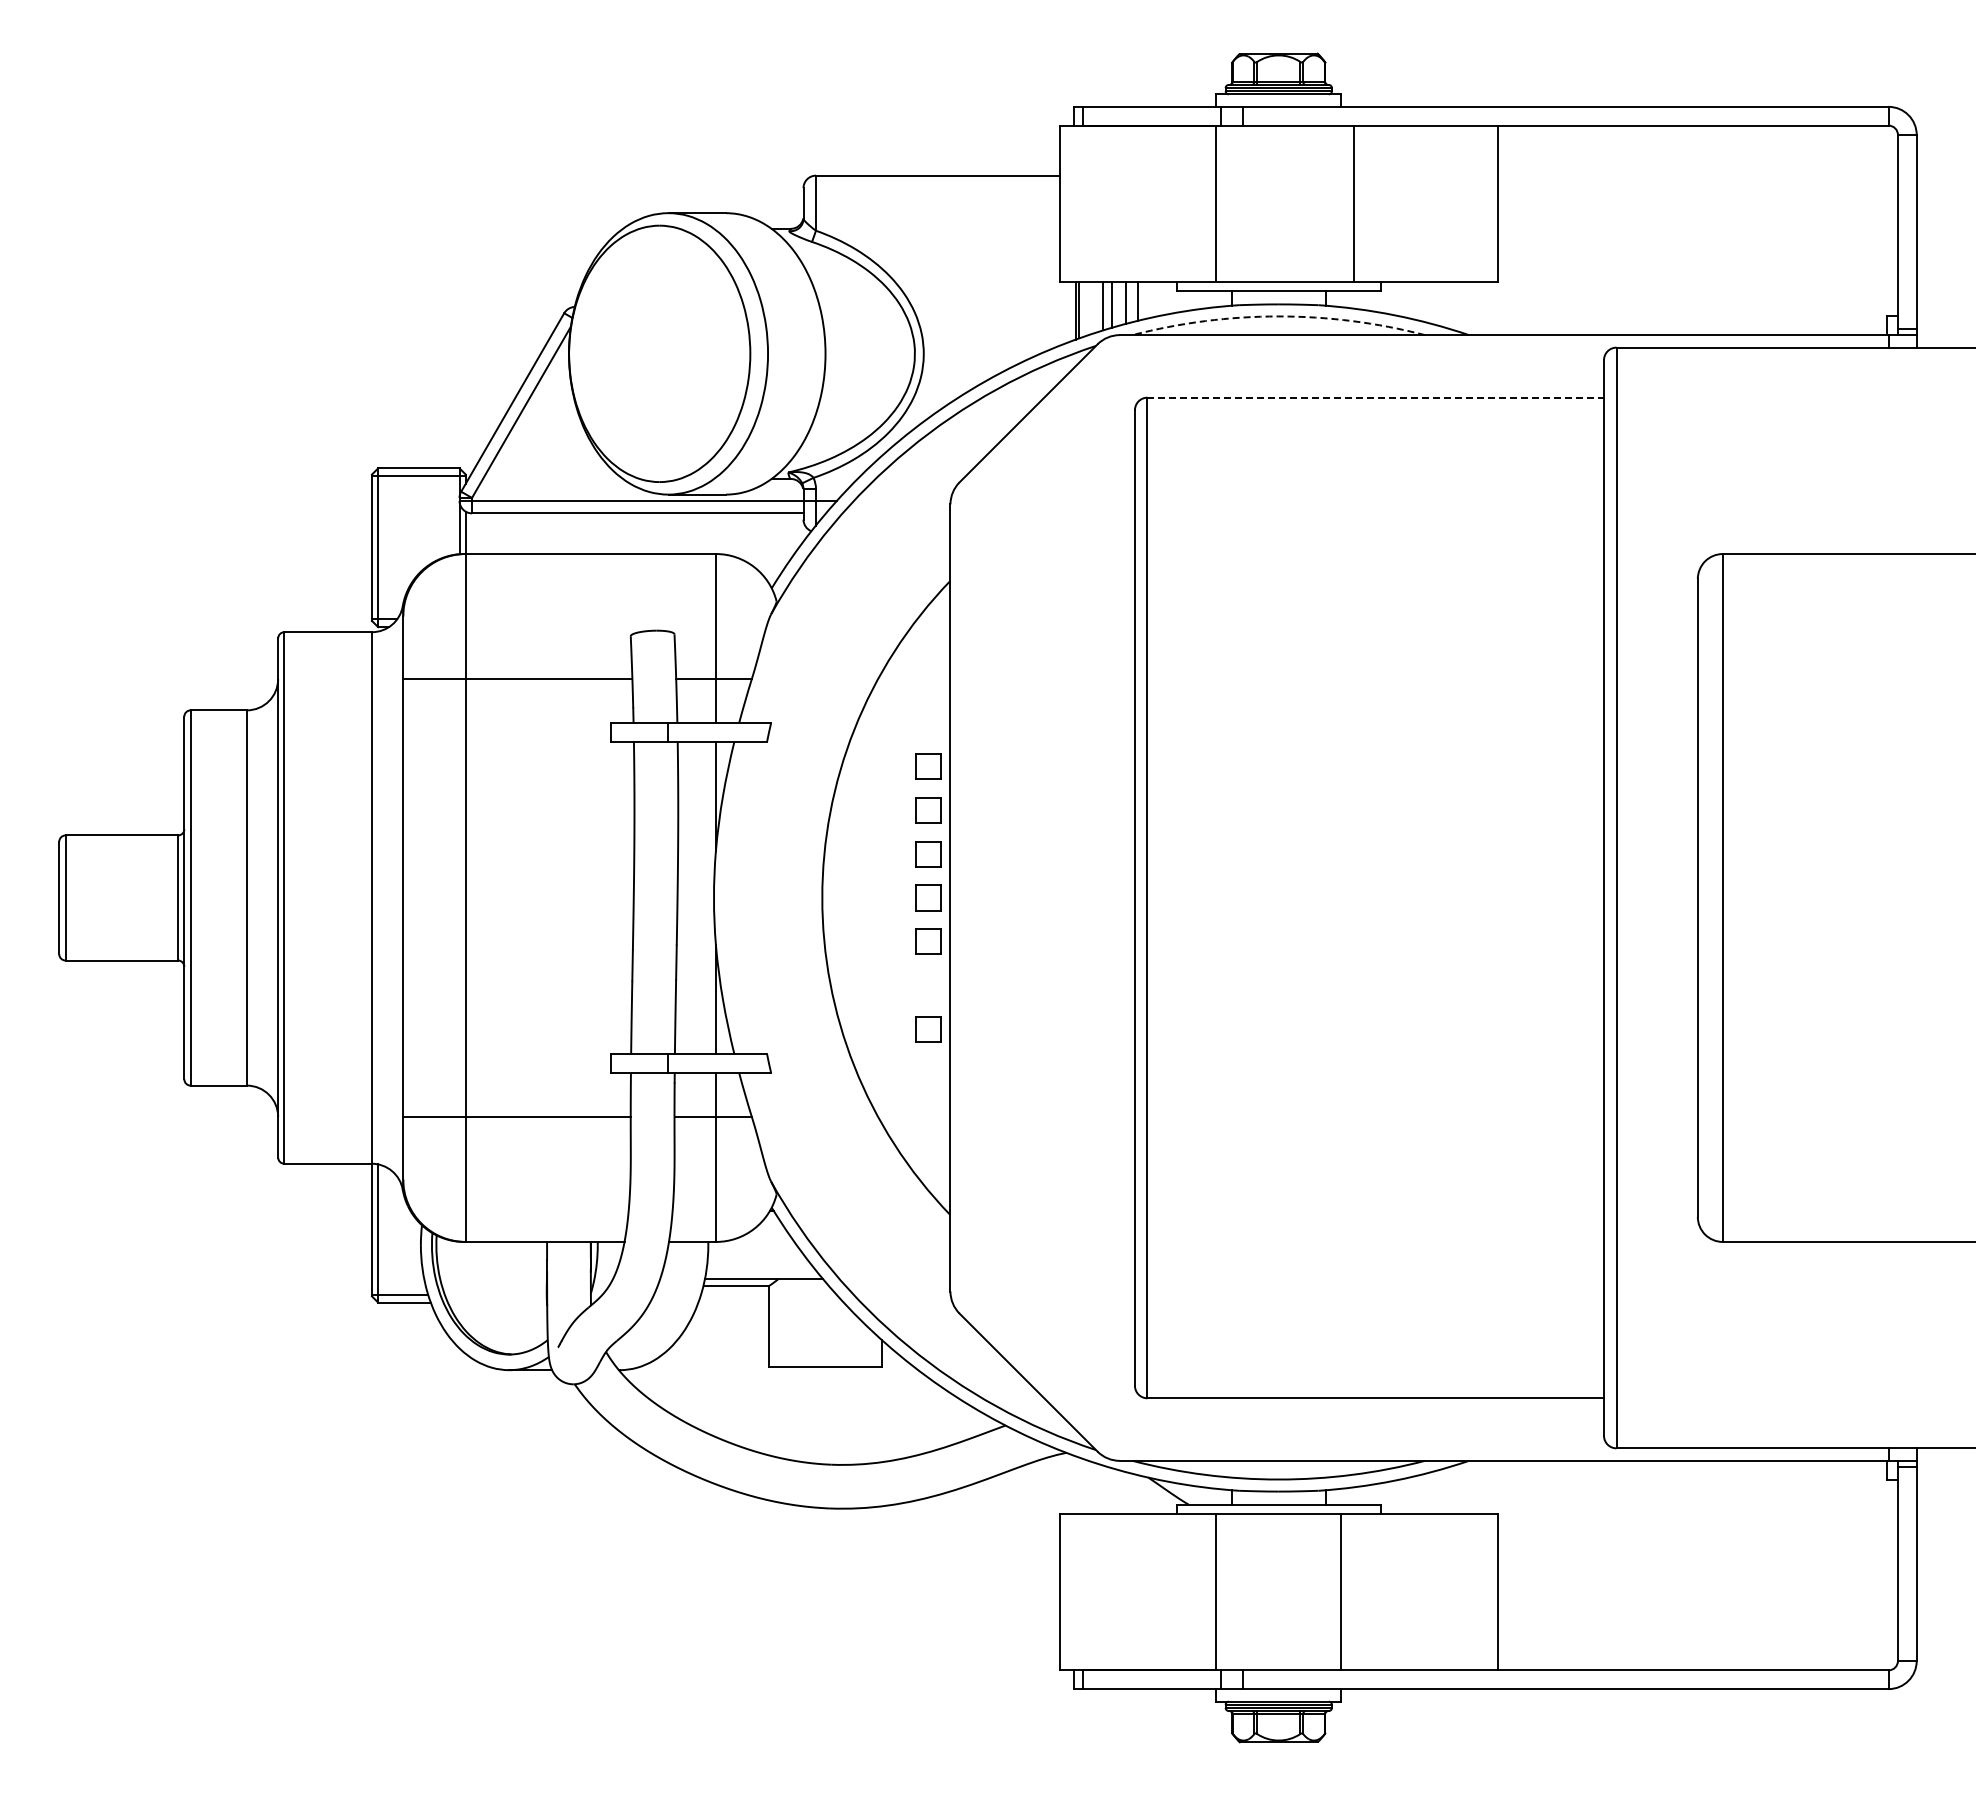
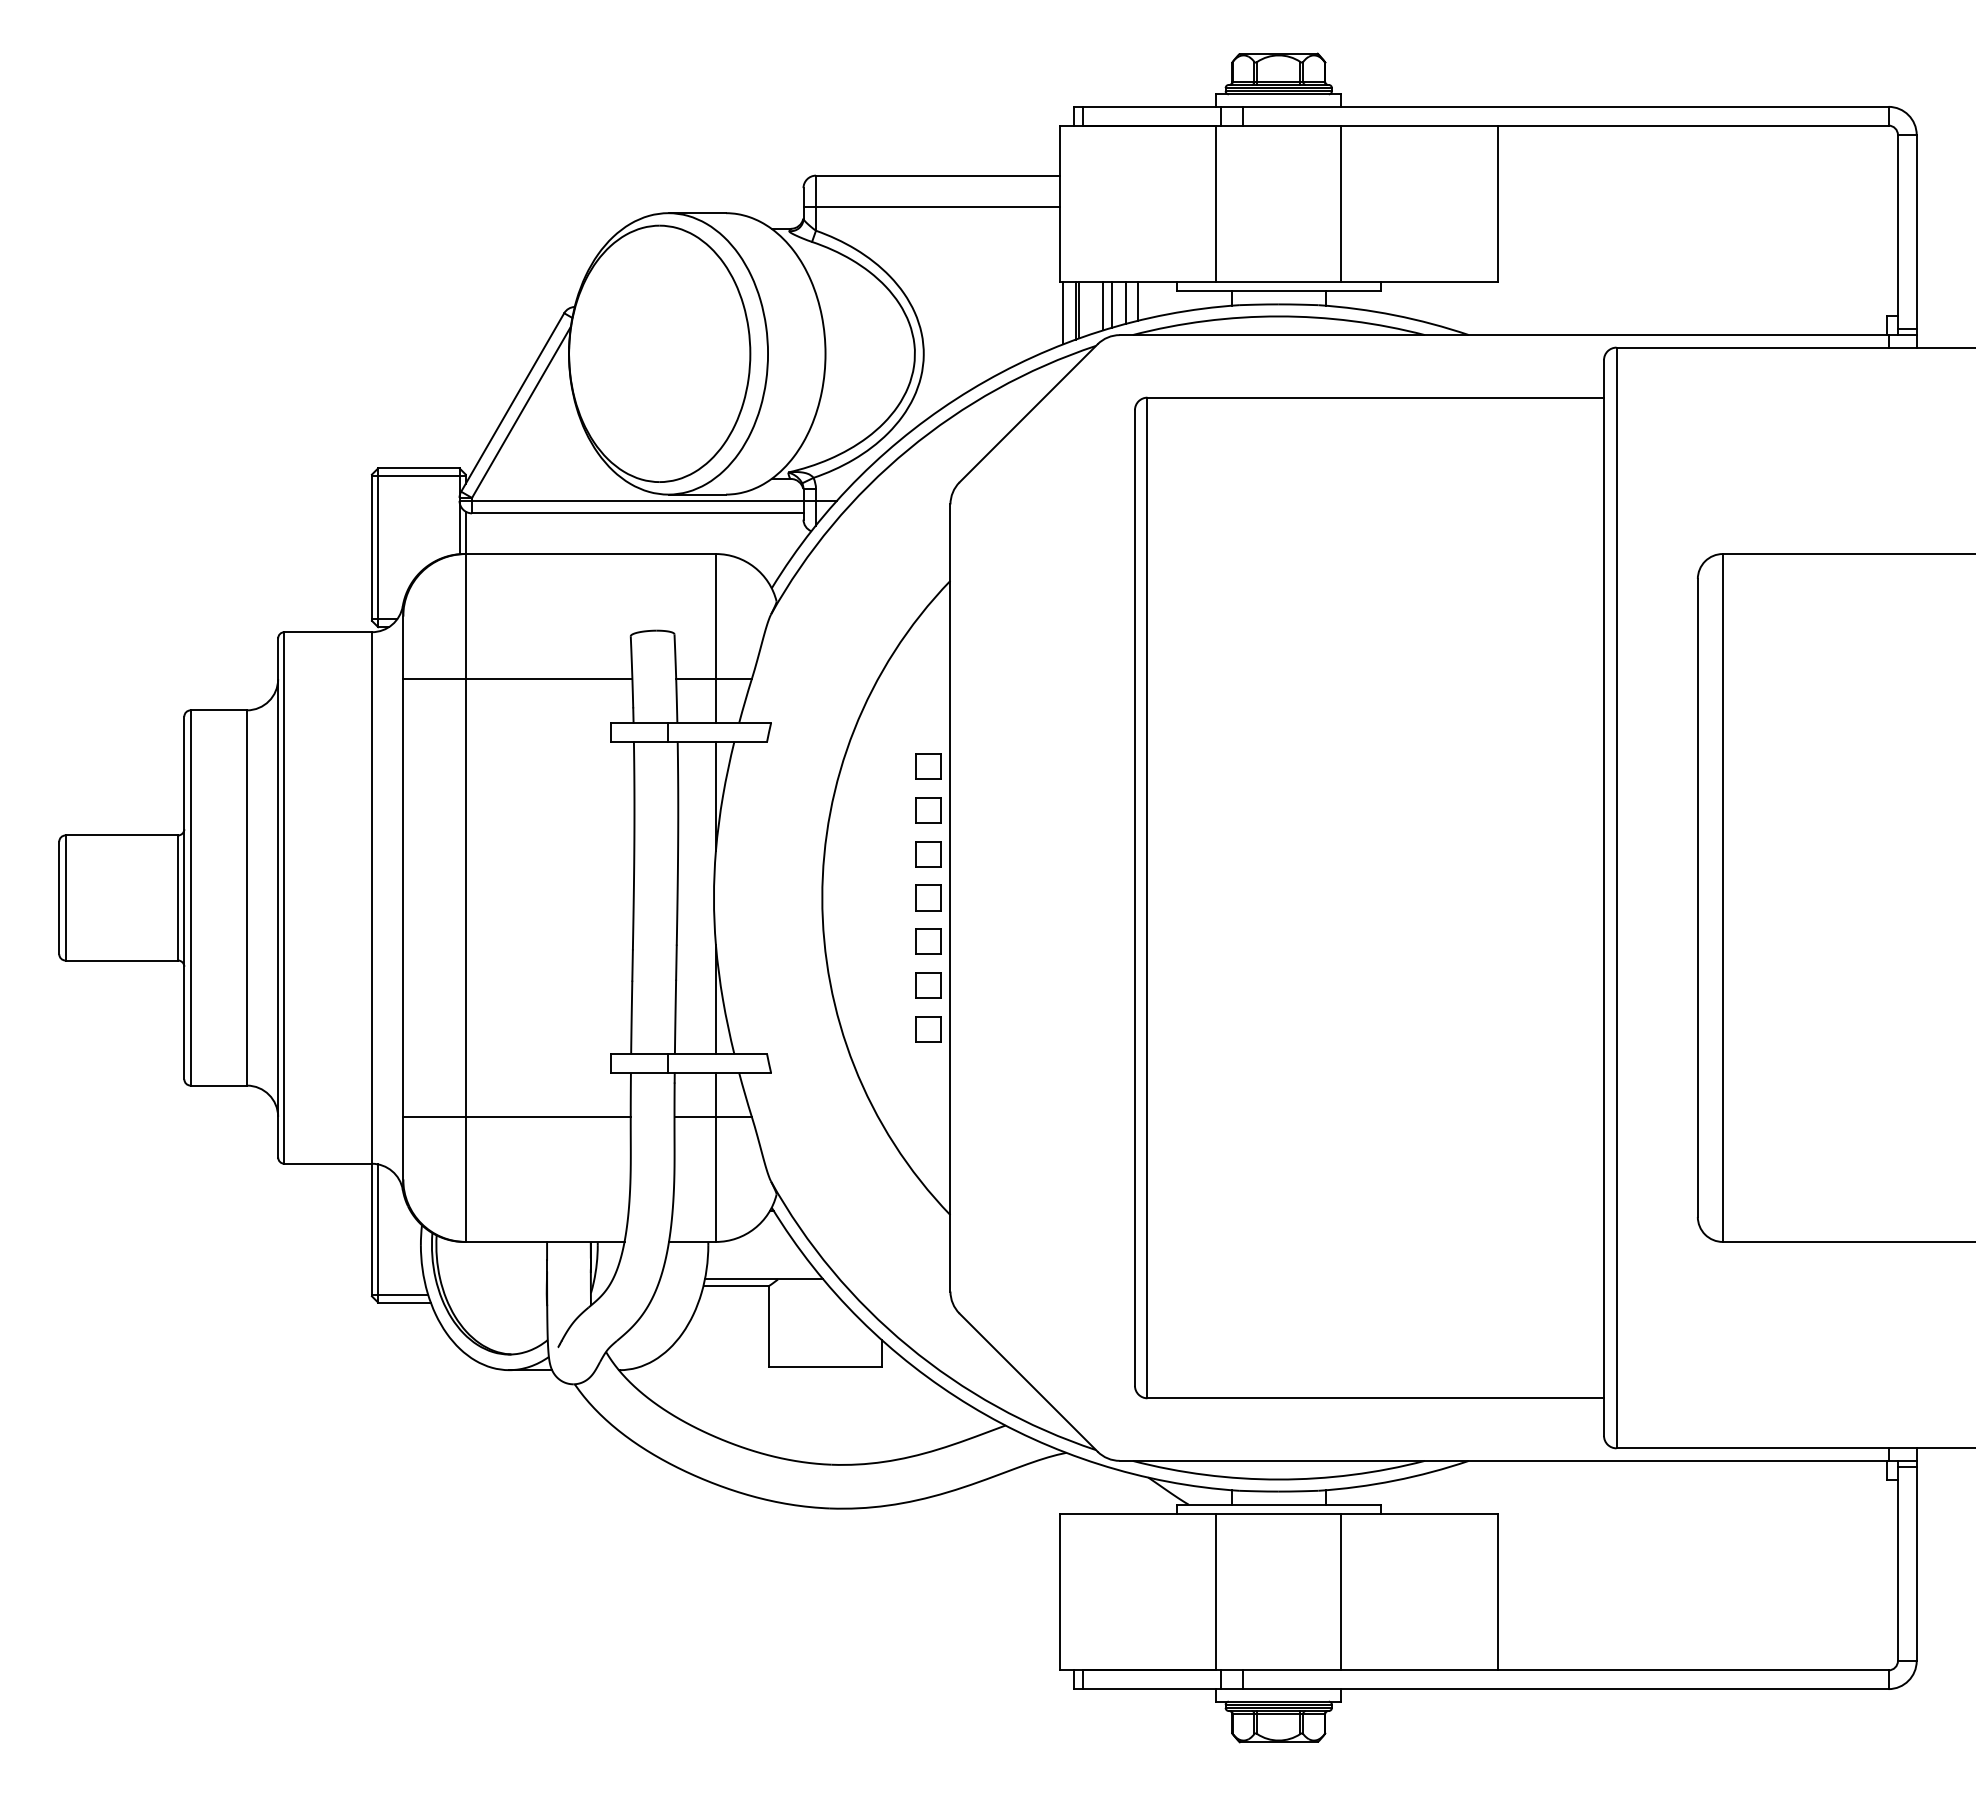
line position: (1354, 203) -> (1341, 203) (1341, 203)
line: none -> present (931, 206)
line: none -> present (1063, 312)
arc: dashed -> solid (1278, 316)
line: dashed -> solid (1376, 397)
part: none -> present (928, 985)
